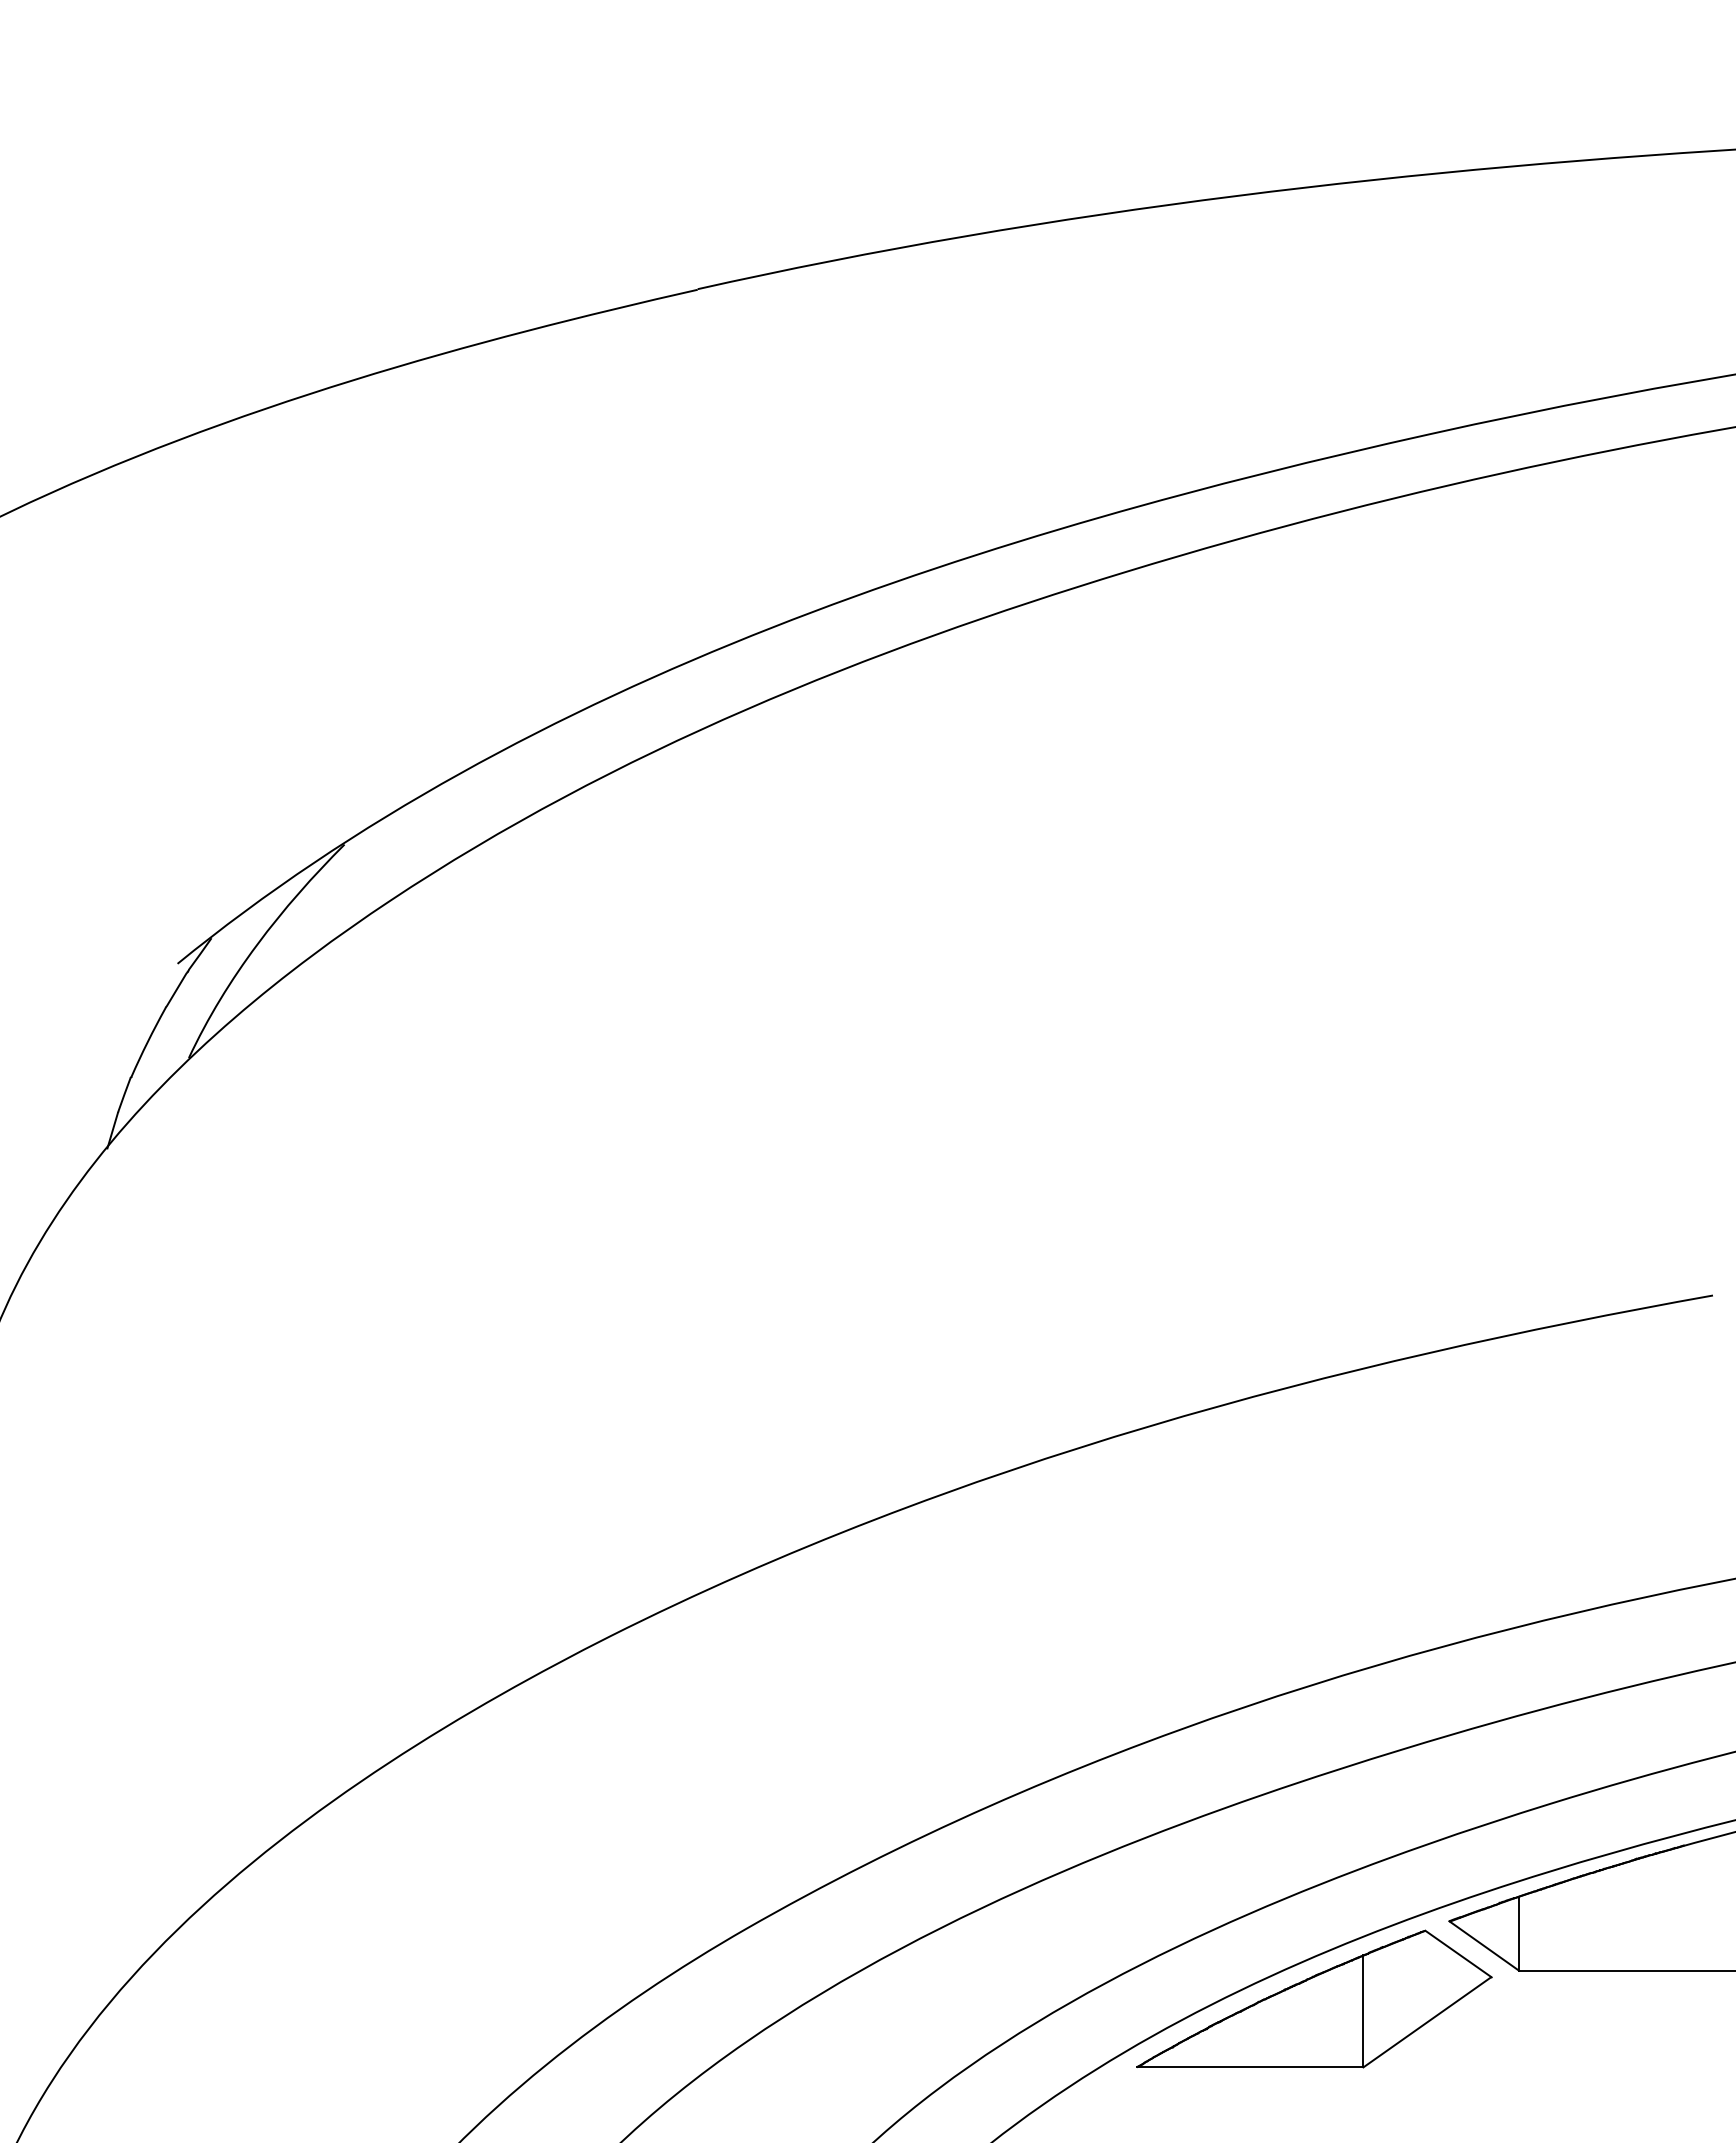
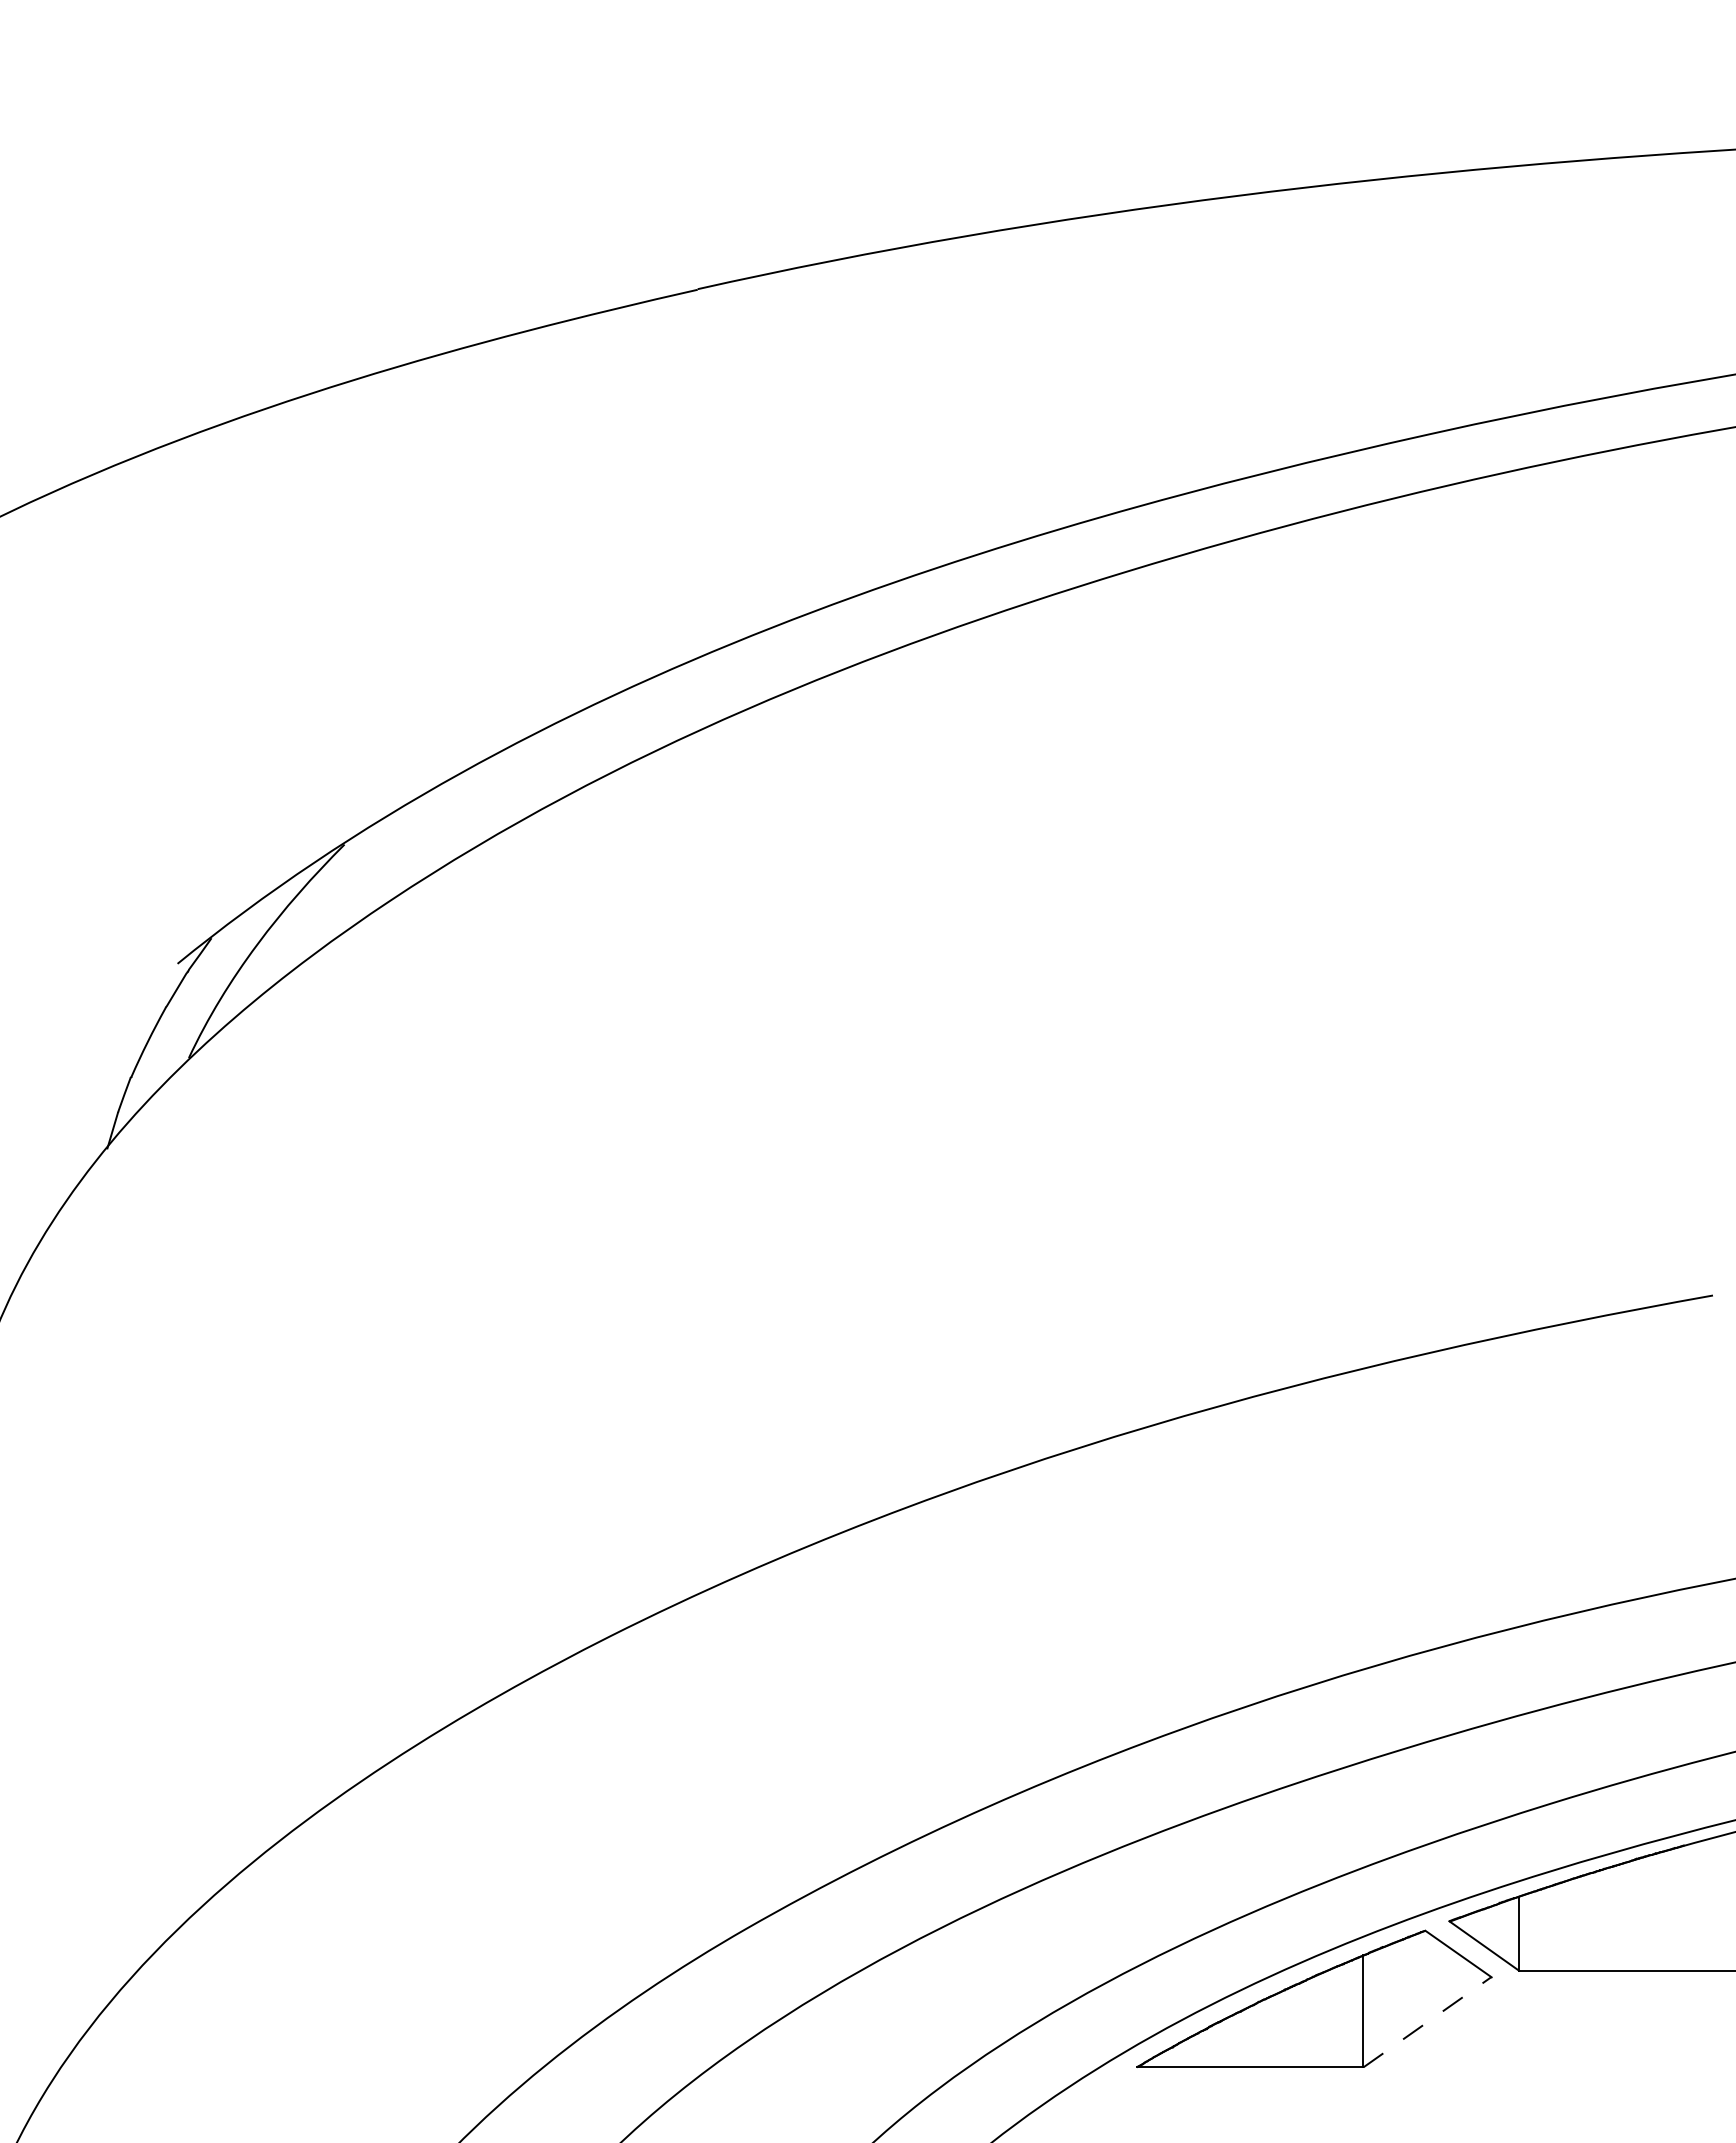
line: solid -> dashed (1427, 2022)
